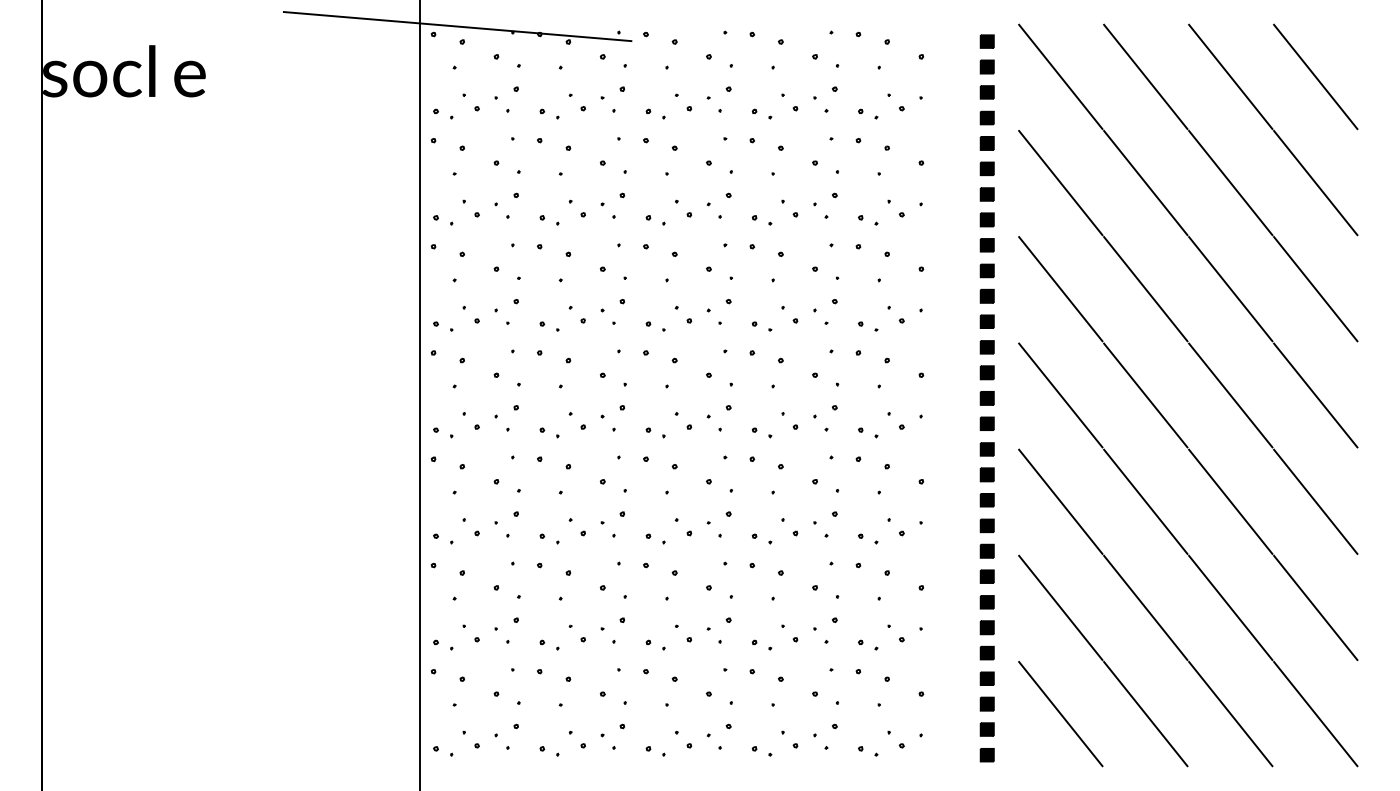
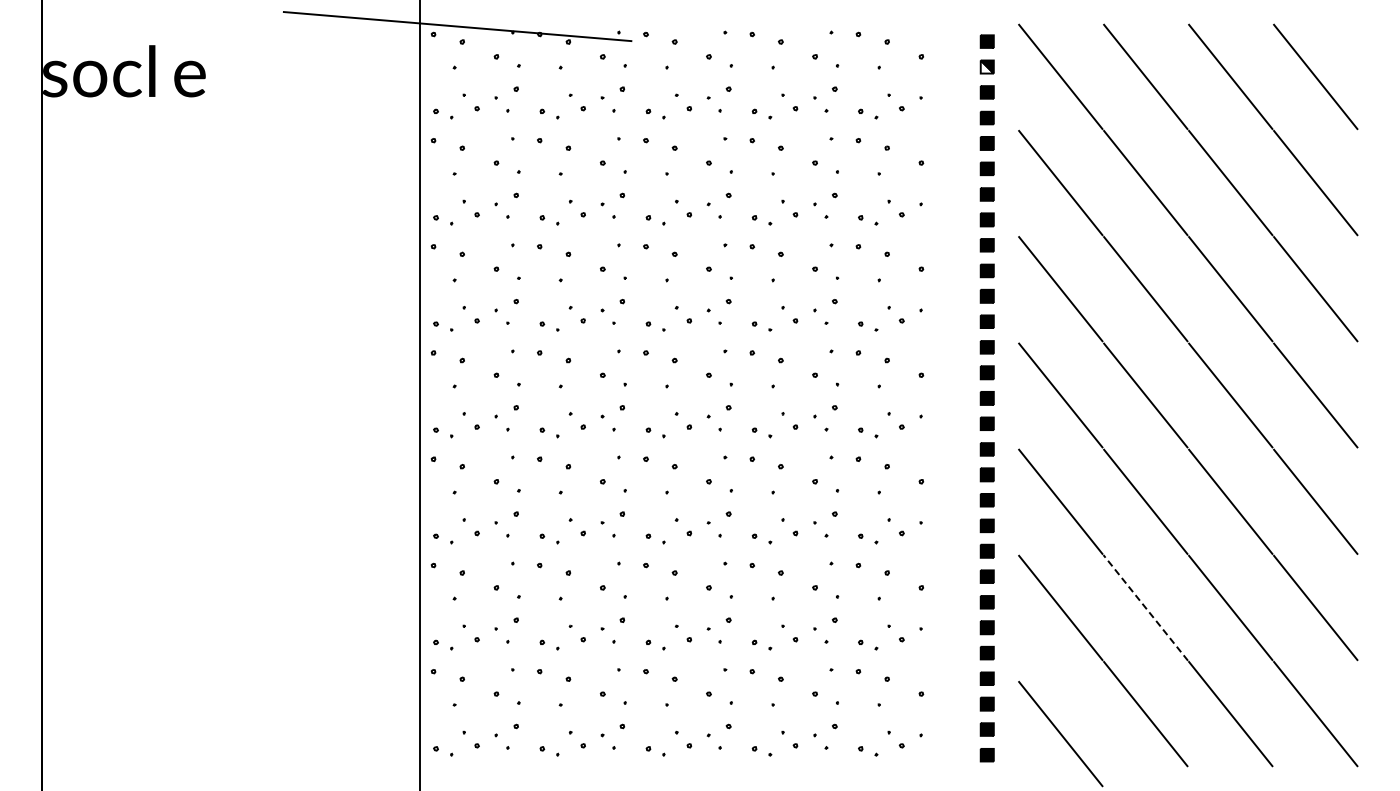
fill: present -> none (986, 66)
line: solid -> dashed (1145, 607)
line position: (1060, 713) -> (1060, 733) (1060, 733)
